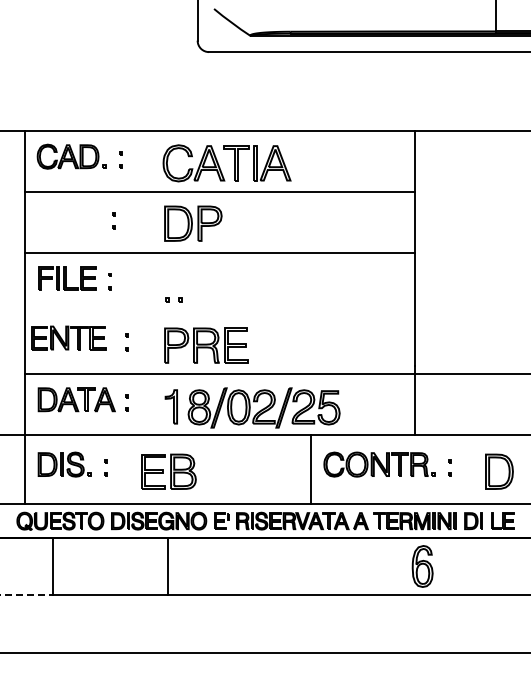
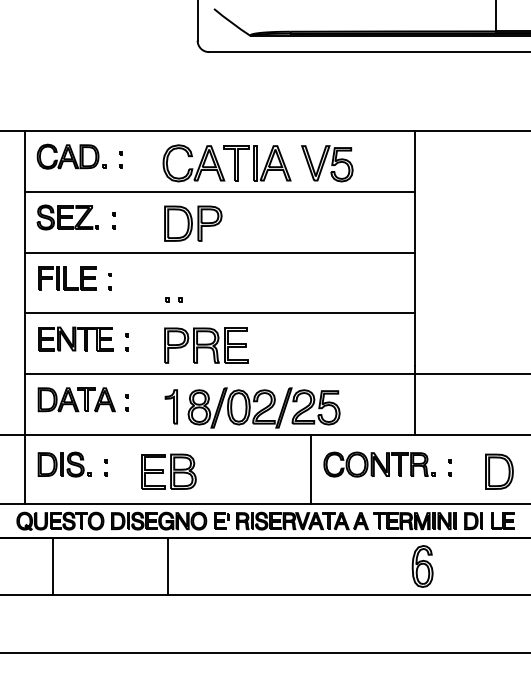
part: none -> present (327, 163)
part: none -> present (67, 217)
line: none -> present (219, 313)
part position: (68, 337) -> (75, 338) (75, 338)
line: dashed -> solid (27, 595)
